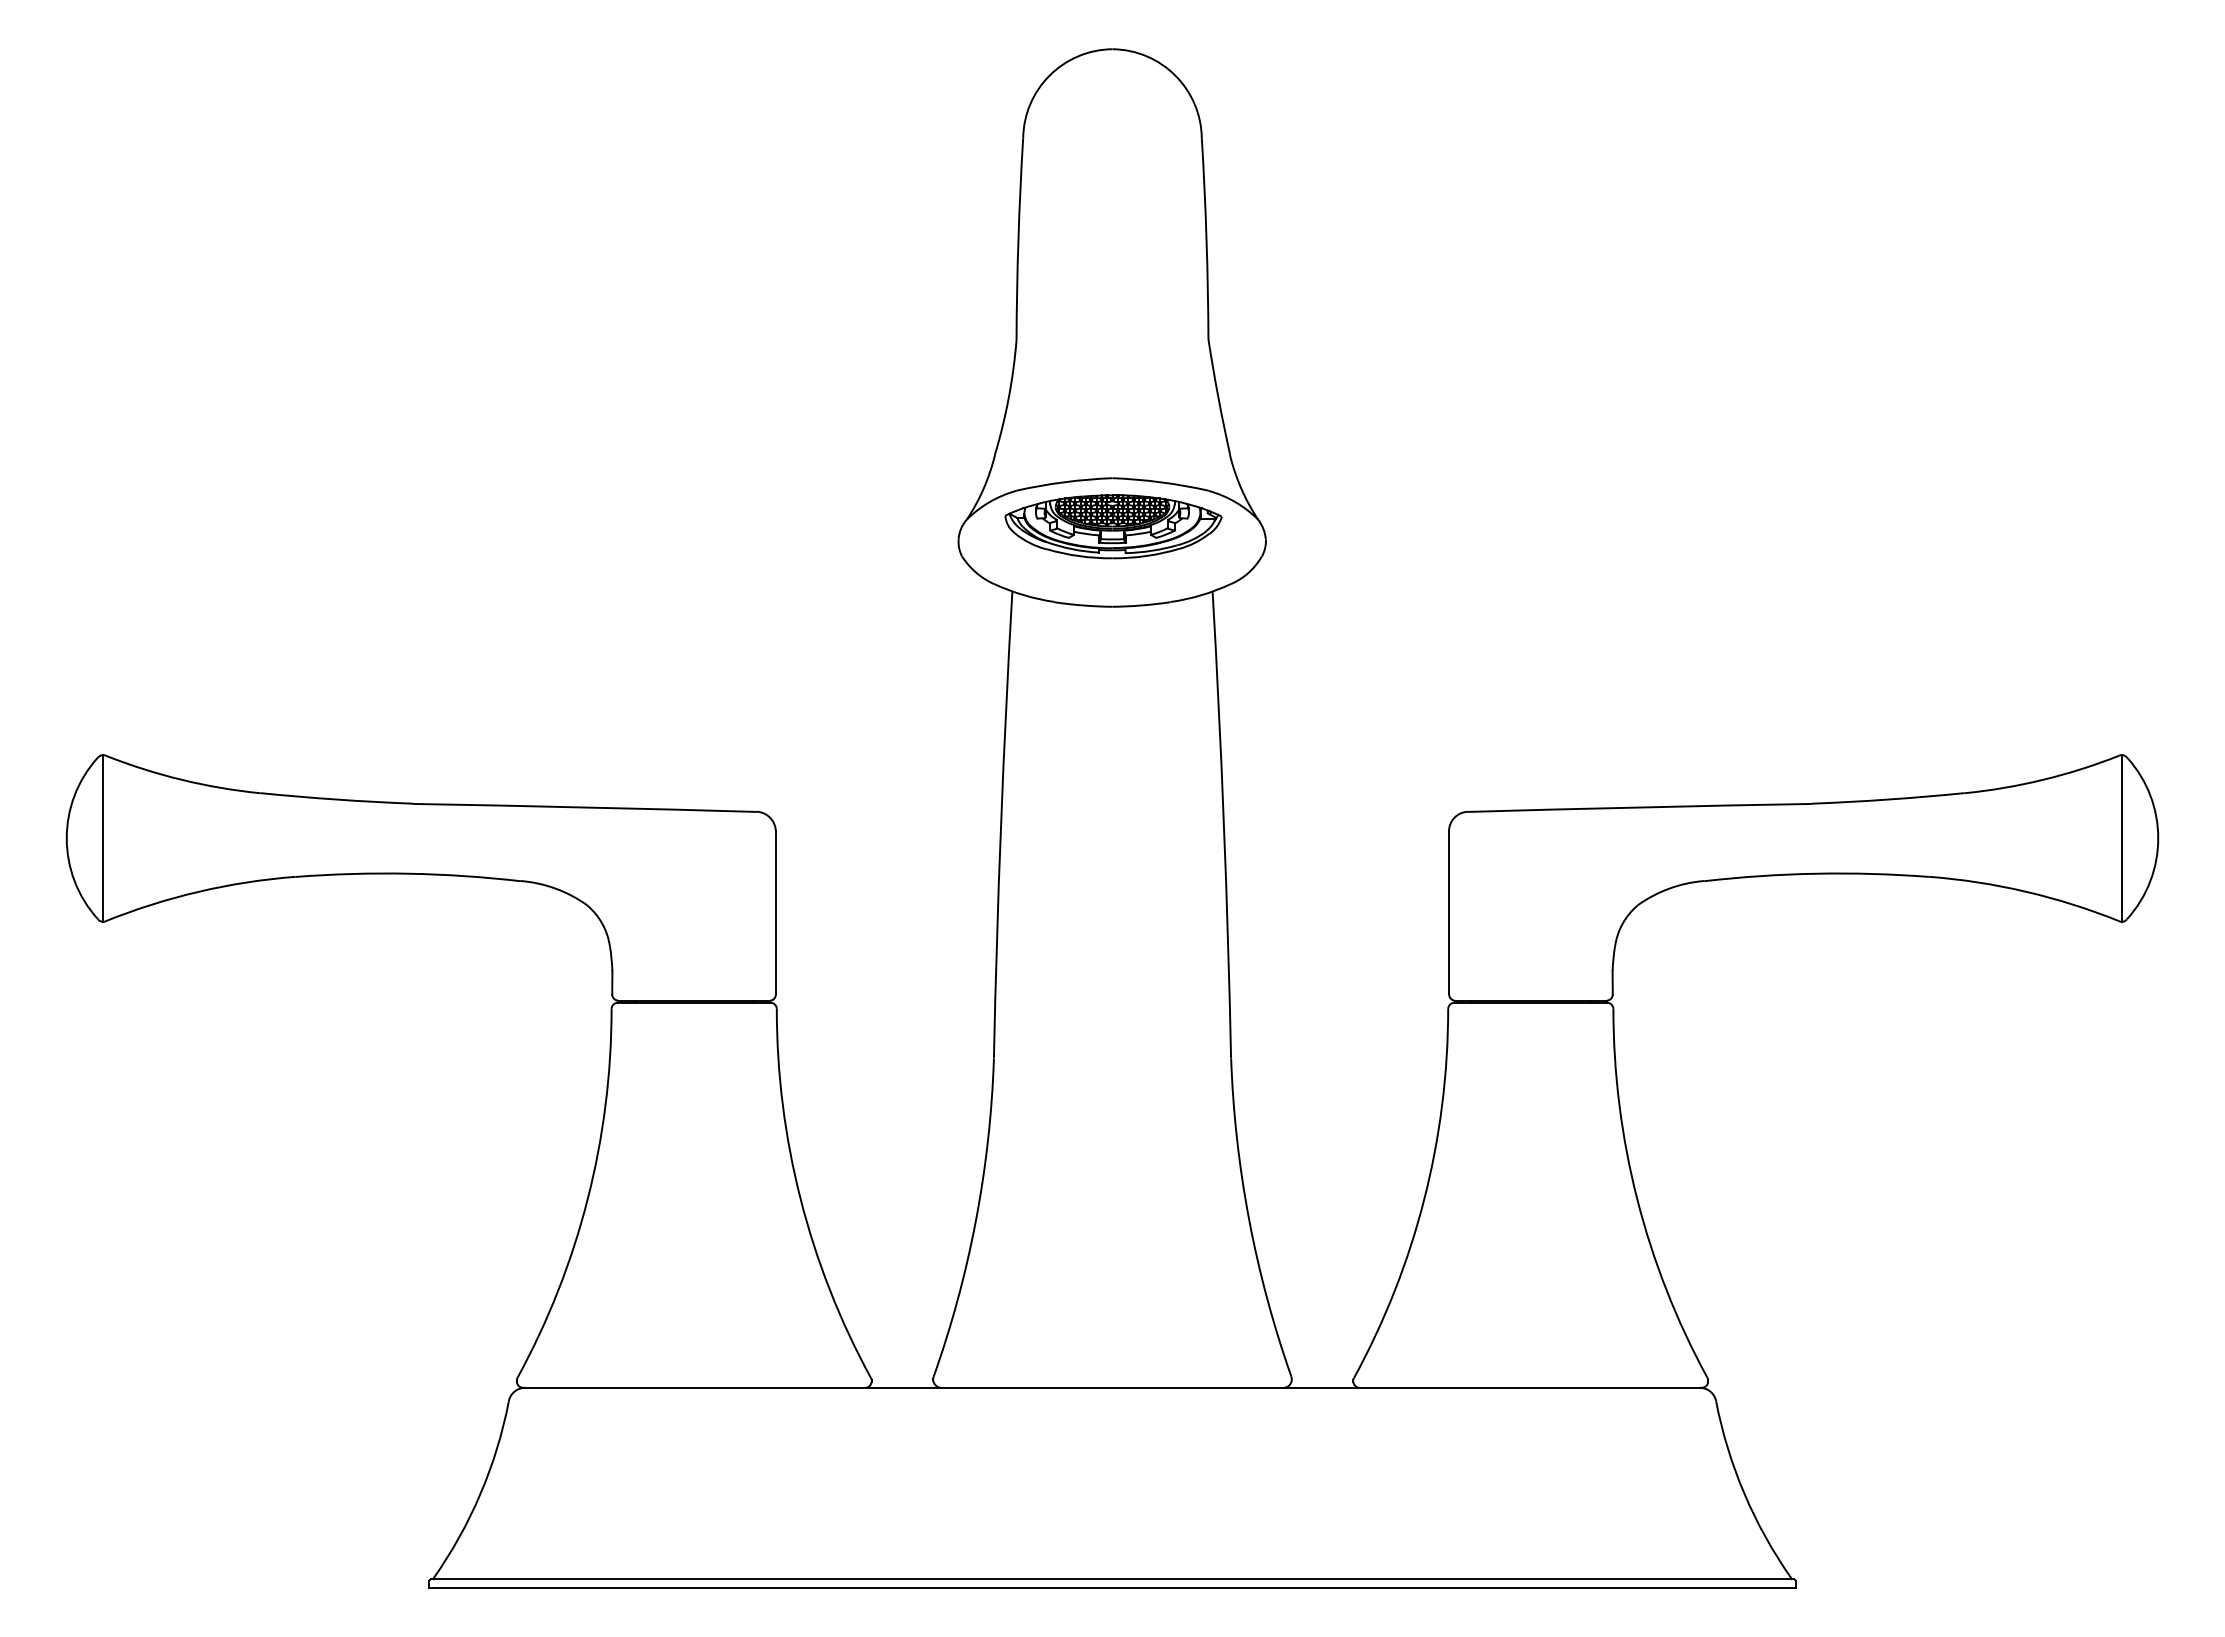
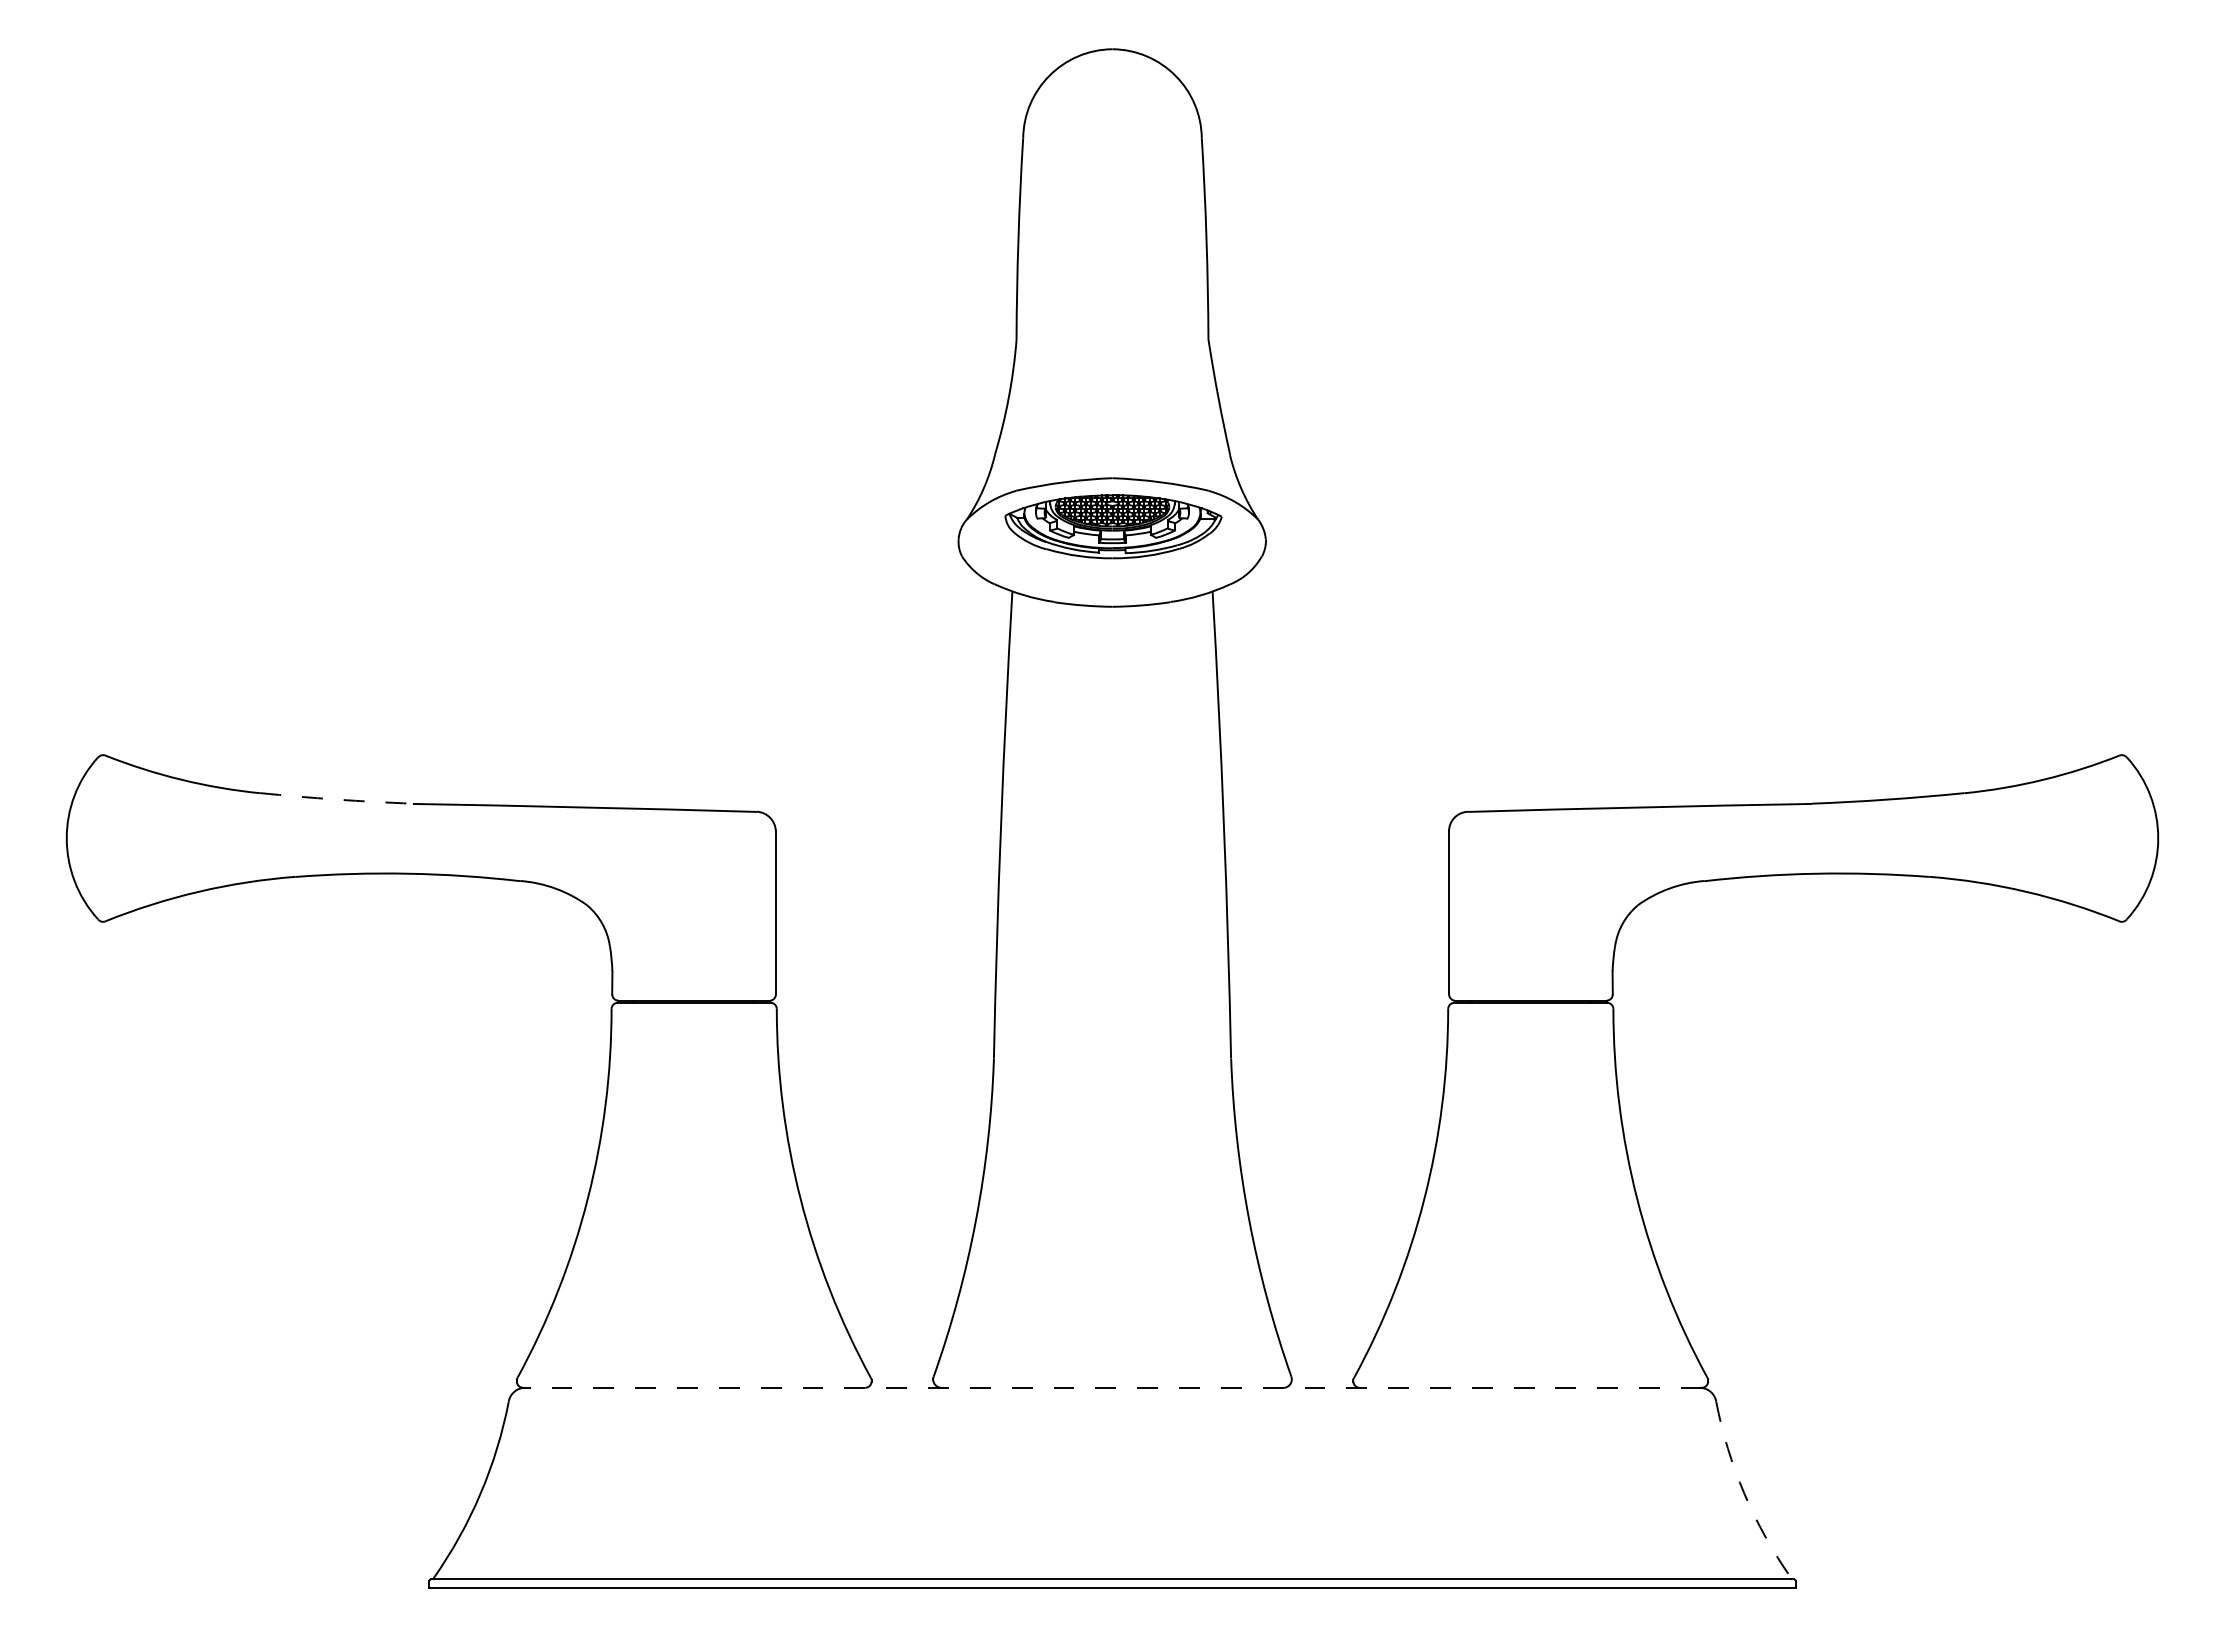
arc: solid -> dashed (336, 799)
line: present -> none (103, 838)
line: present -> none (2121, 838)
line: solid -> dashed (1112, 1387)
arc: solid -> dashed (1744, 1493)
